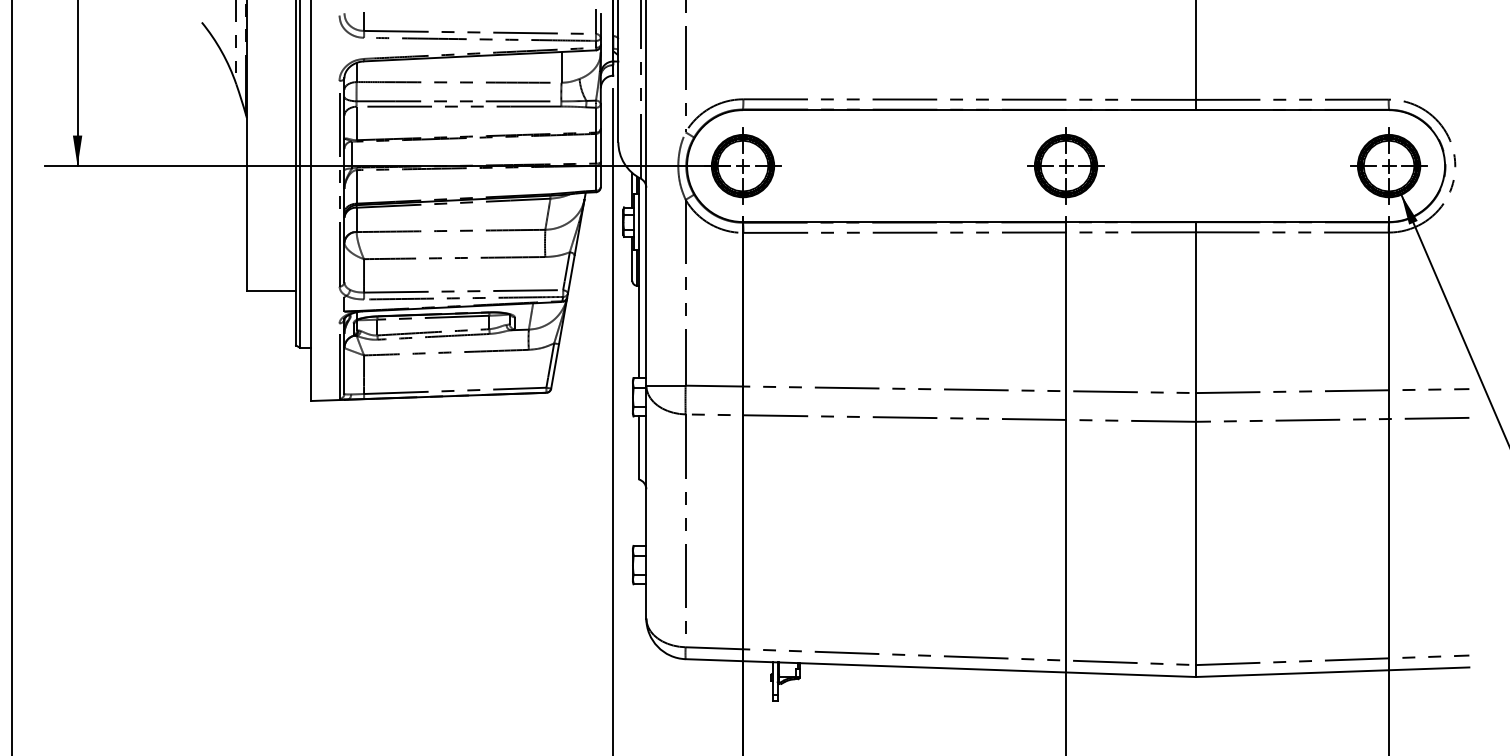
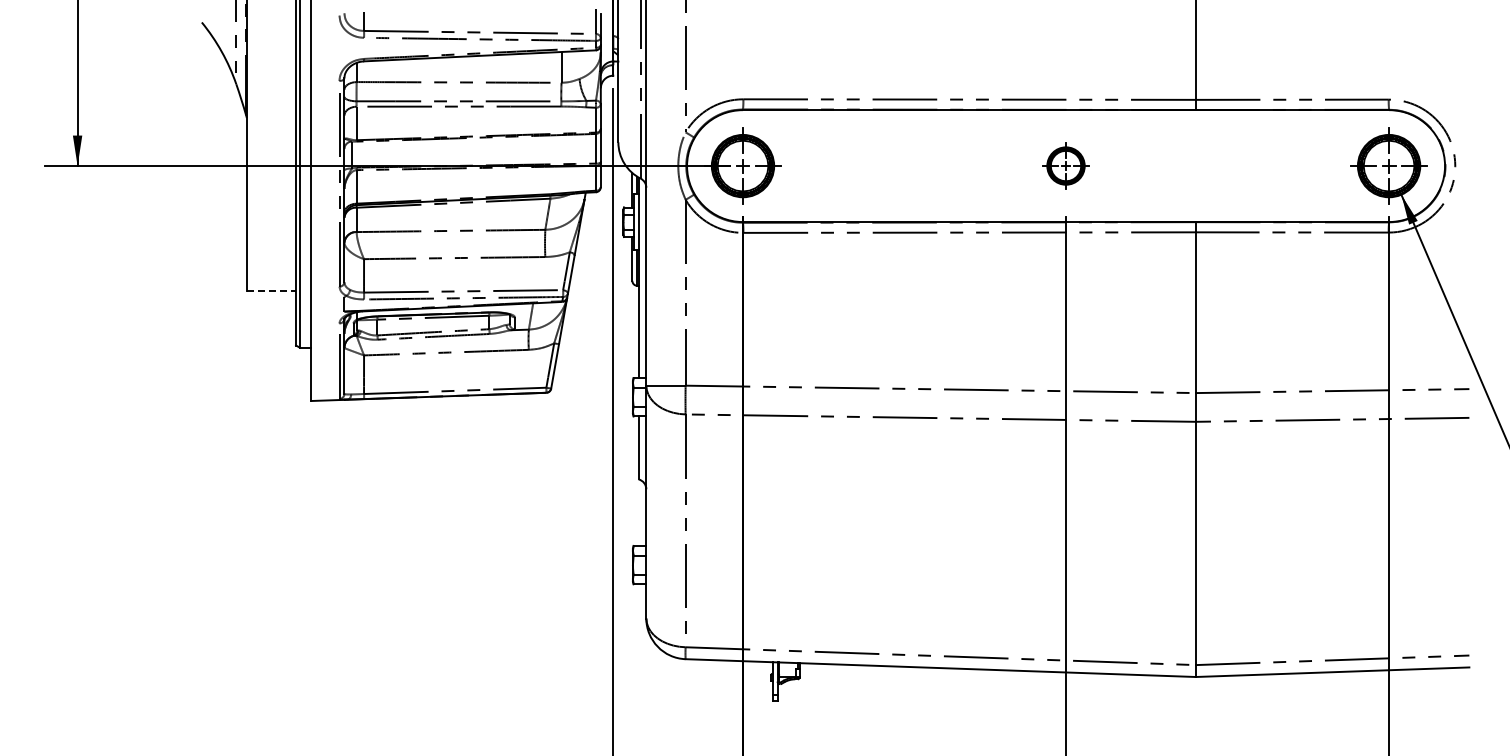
part size: 78x78 px -> 48x48 px (1065, 165)
line: solid -> dashed (271, 291)
line: present -> none (11, 377)
